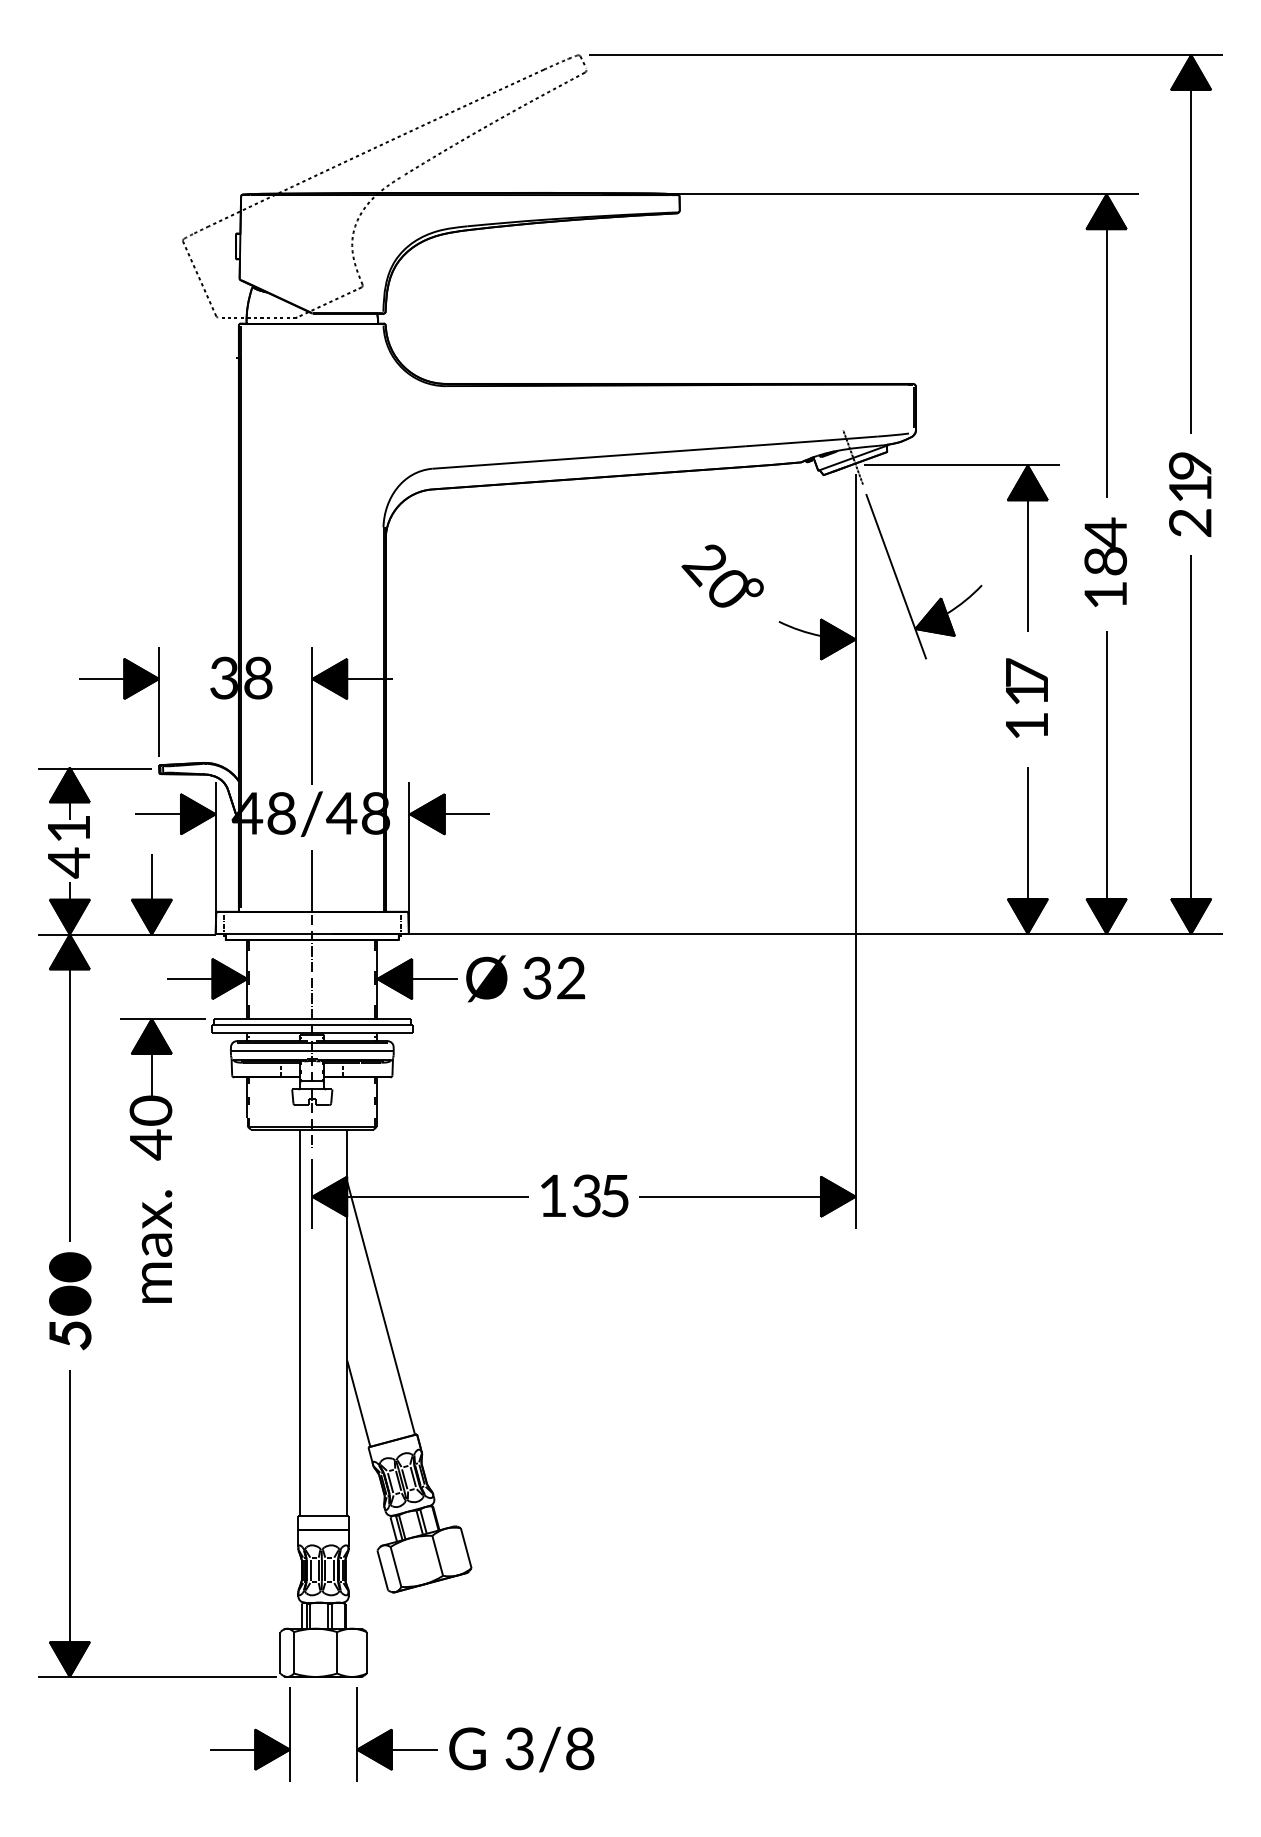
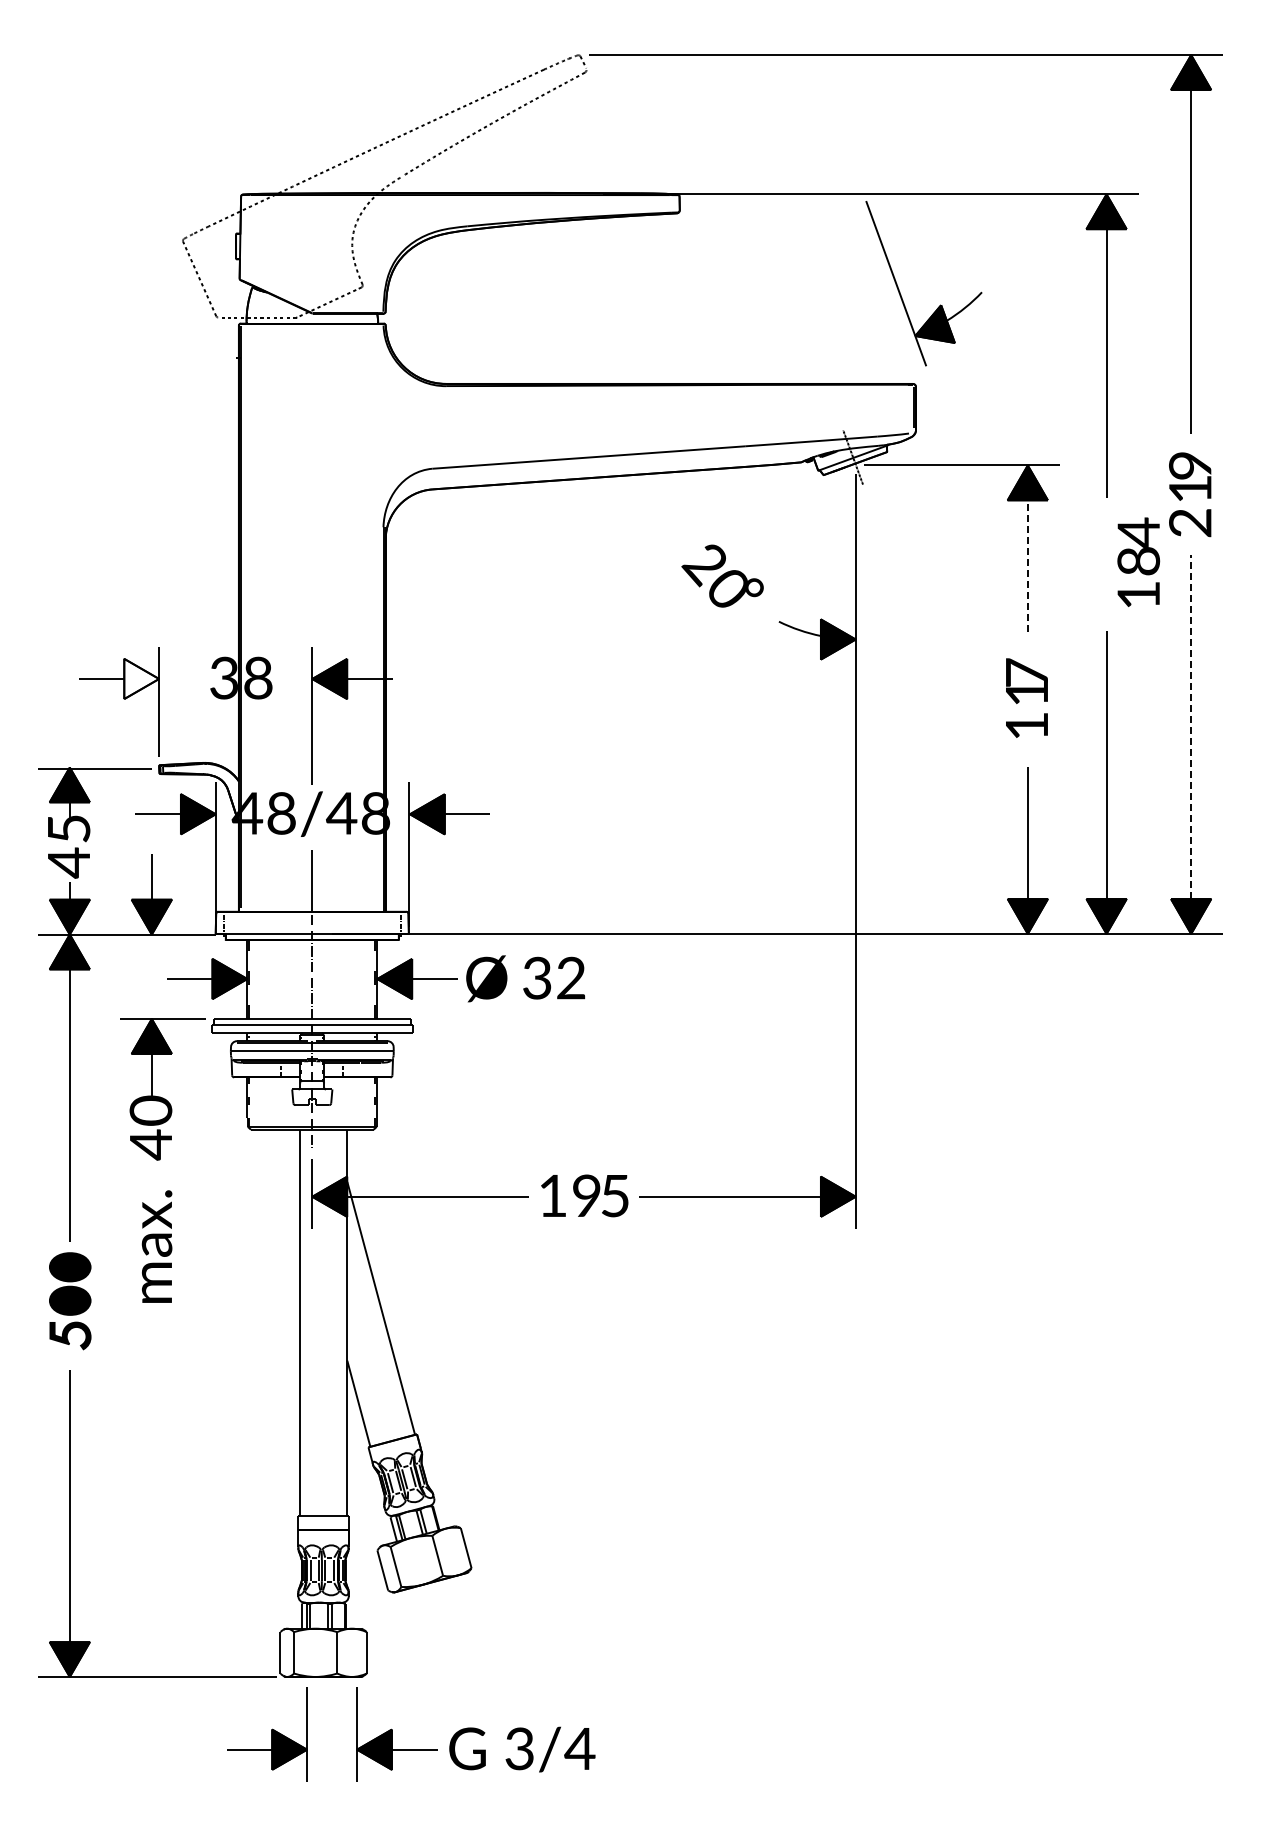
text position: (1105, 561) -> (1138, 561) (1138, 561)
line: solid -> dashed (1027, 565)
part position: (900, 584) -> (900, 291) (900, 291)
fill: present -> none (141, 678)
line: solid -> dashed (1191, 727)
text: 41 -> 45 (69, 828)
text: 13 -> 19 (586, 1195)
part position: (250, 1734) -> (267, 1734) (267, 1734)
text: 3/8 -> 3/4 (579, 1748)
